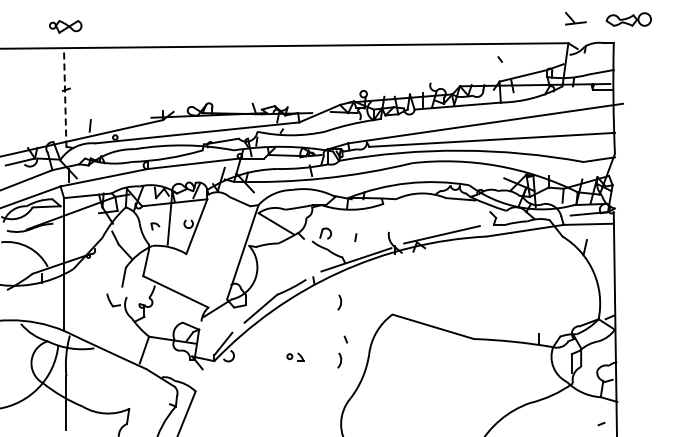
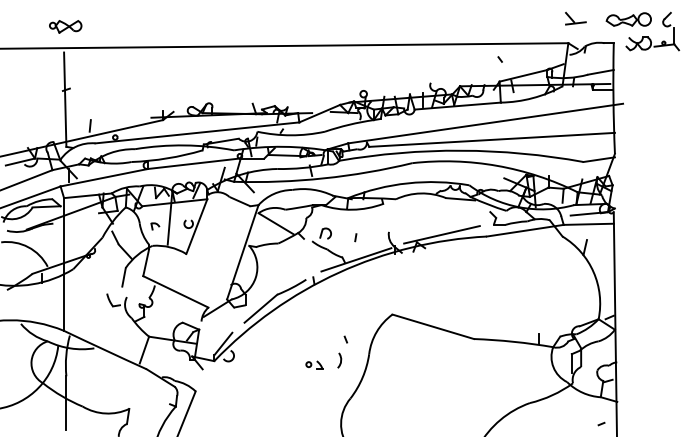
part: none -> present (648, 36)
line: dashed -> solid (65, 100)
arc: present -> none (340, 302)
part position: (295, 356) -> (314, 364) (314, 364)
